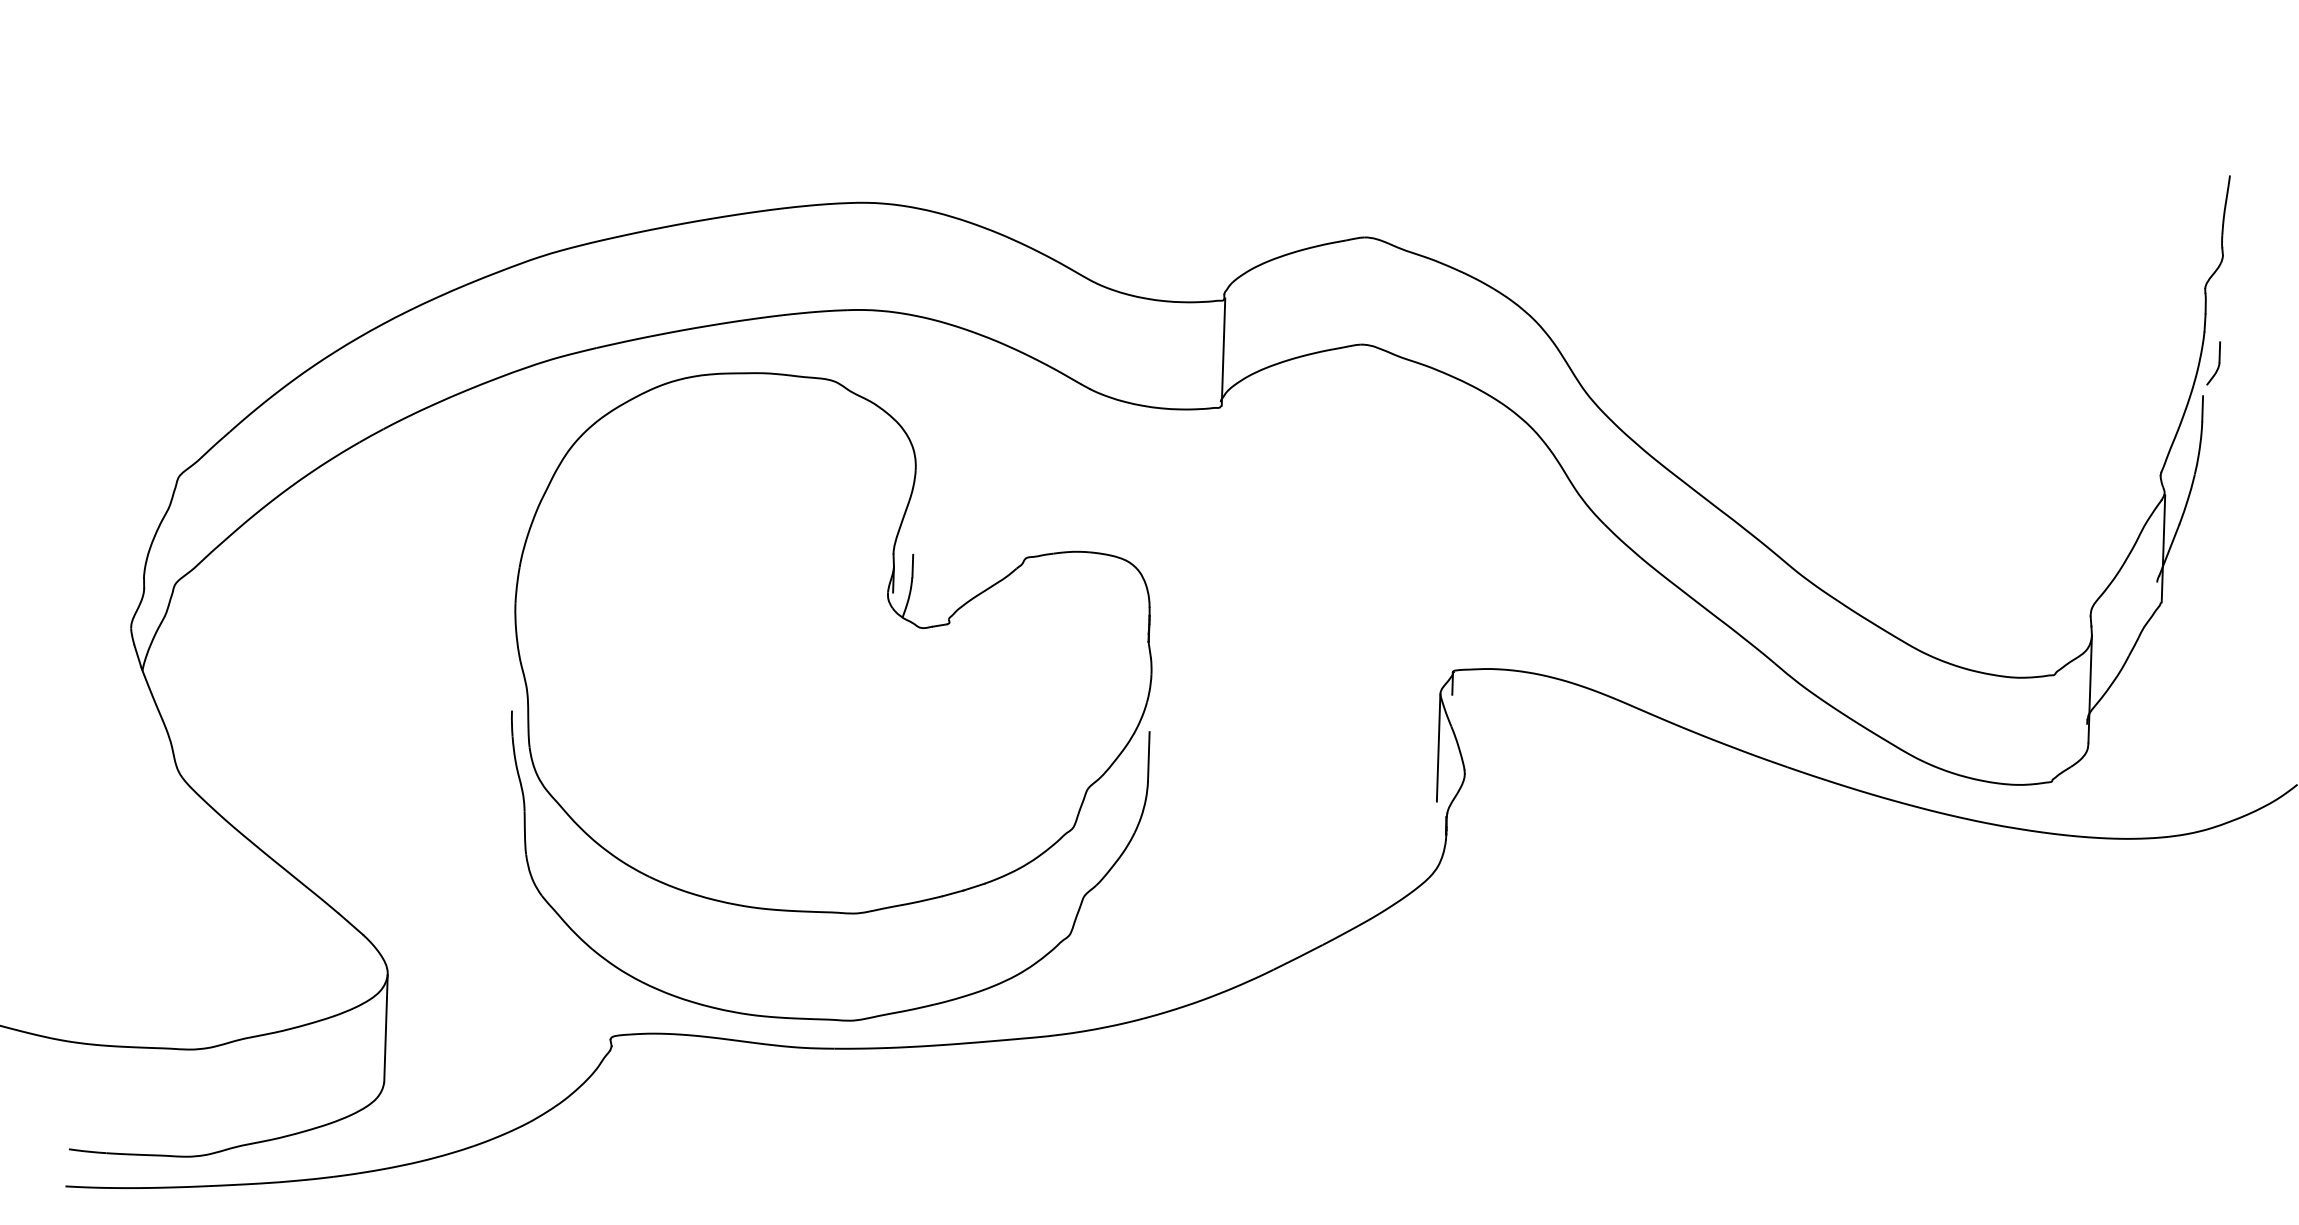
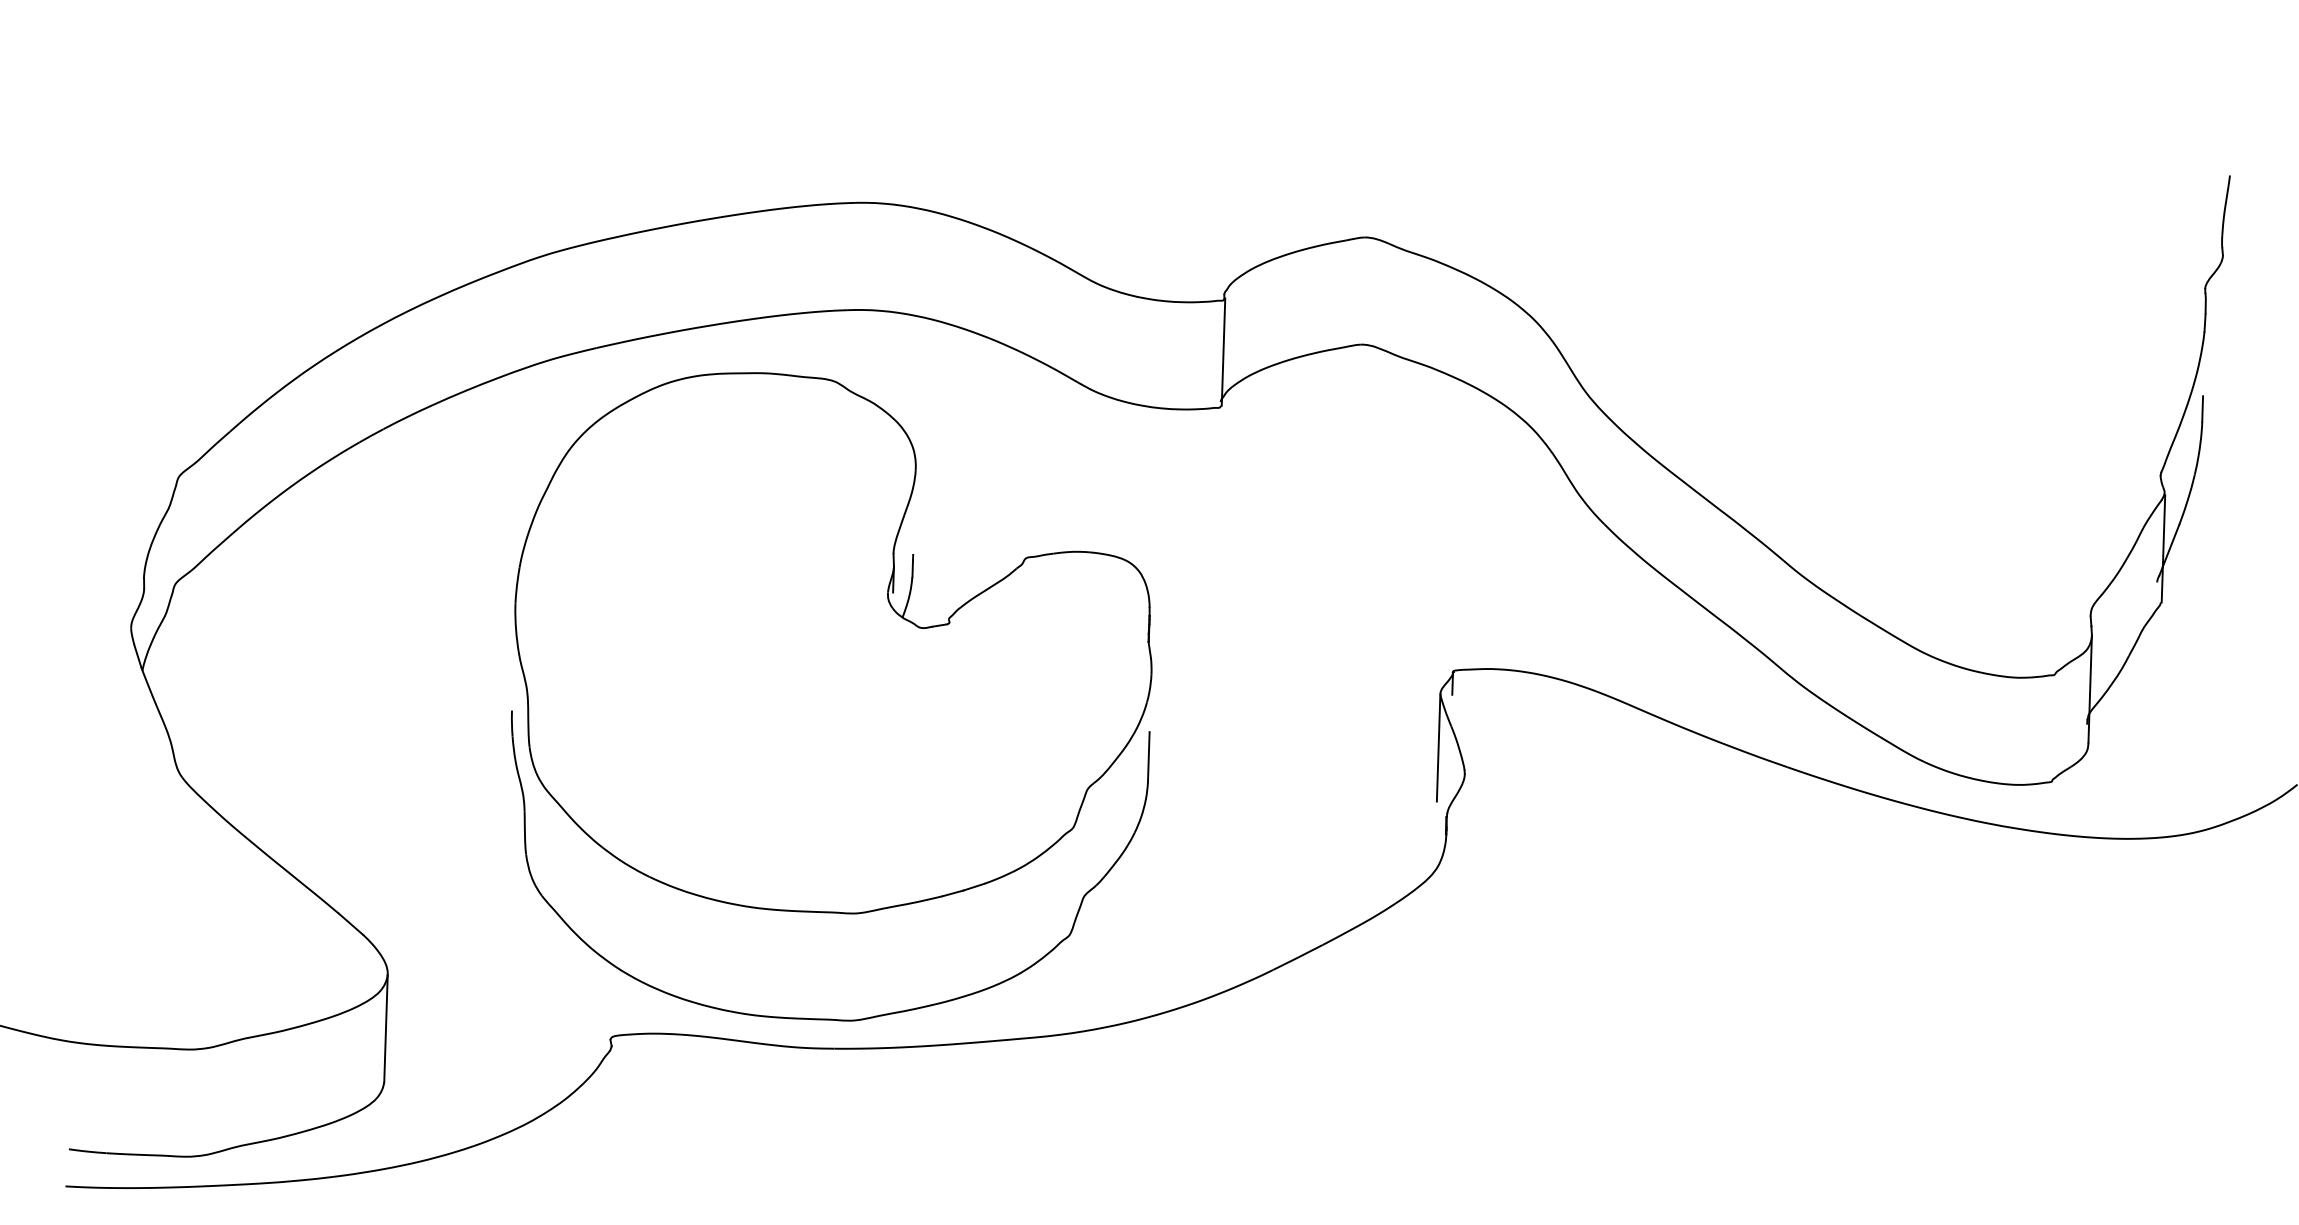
part: present -> none (2213, 363)
